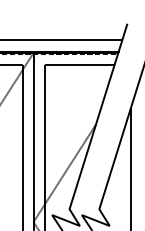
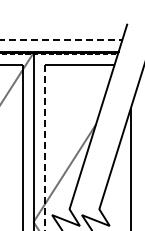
line: solid -> dashed (61, 40)
line: solid -> dashed (44, 147)
